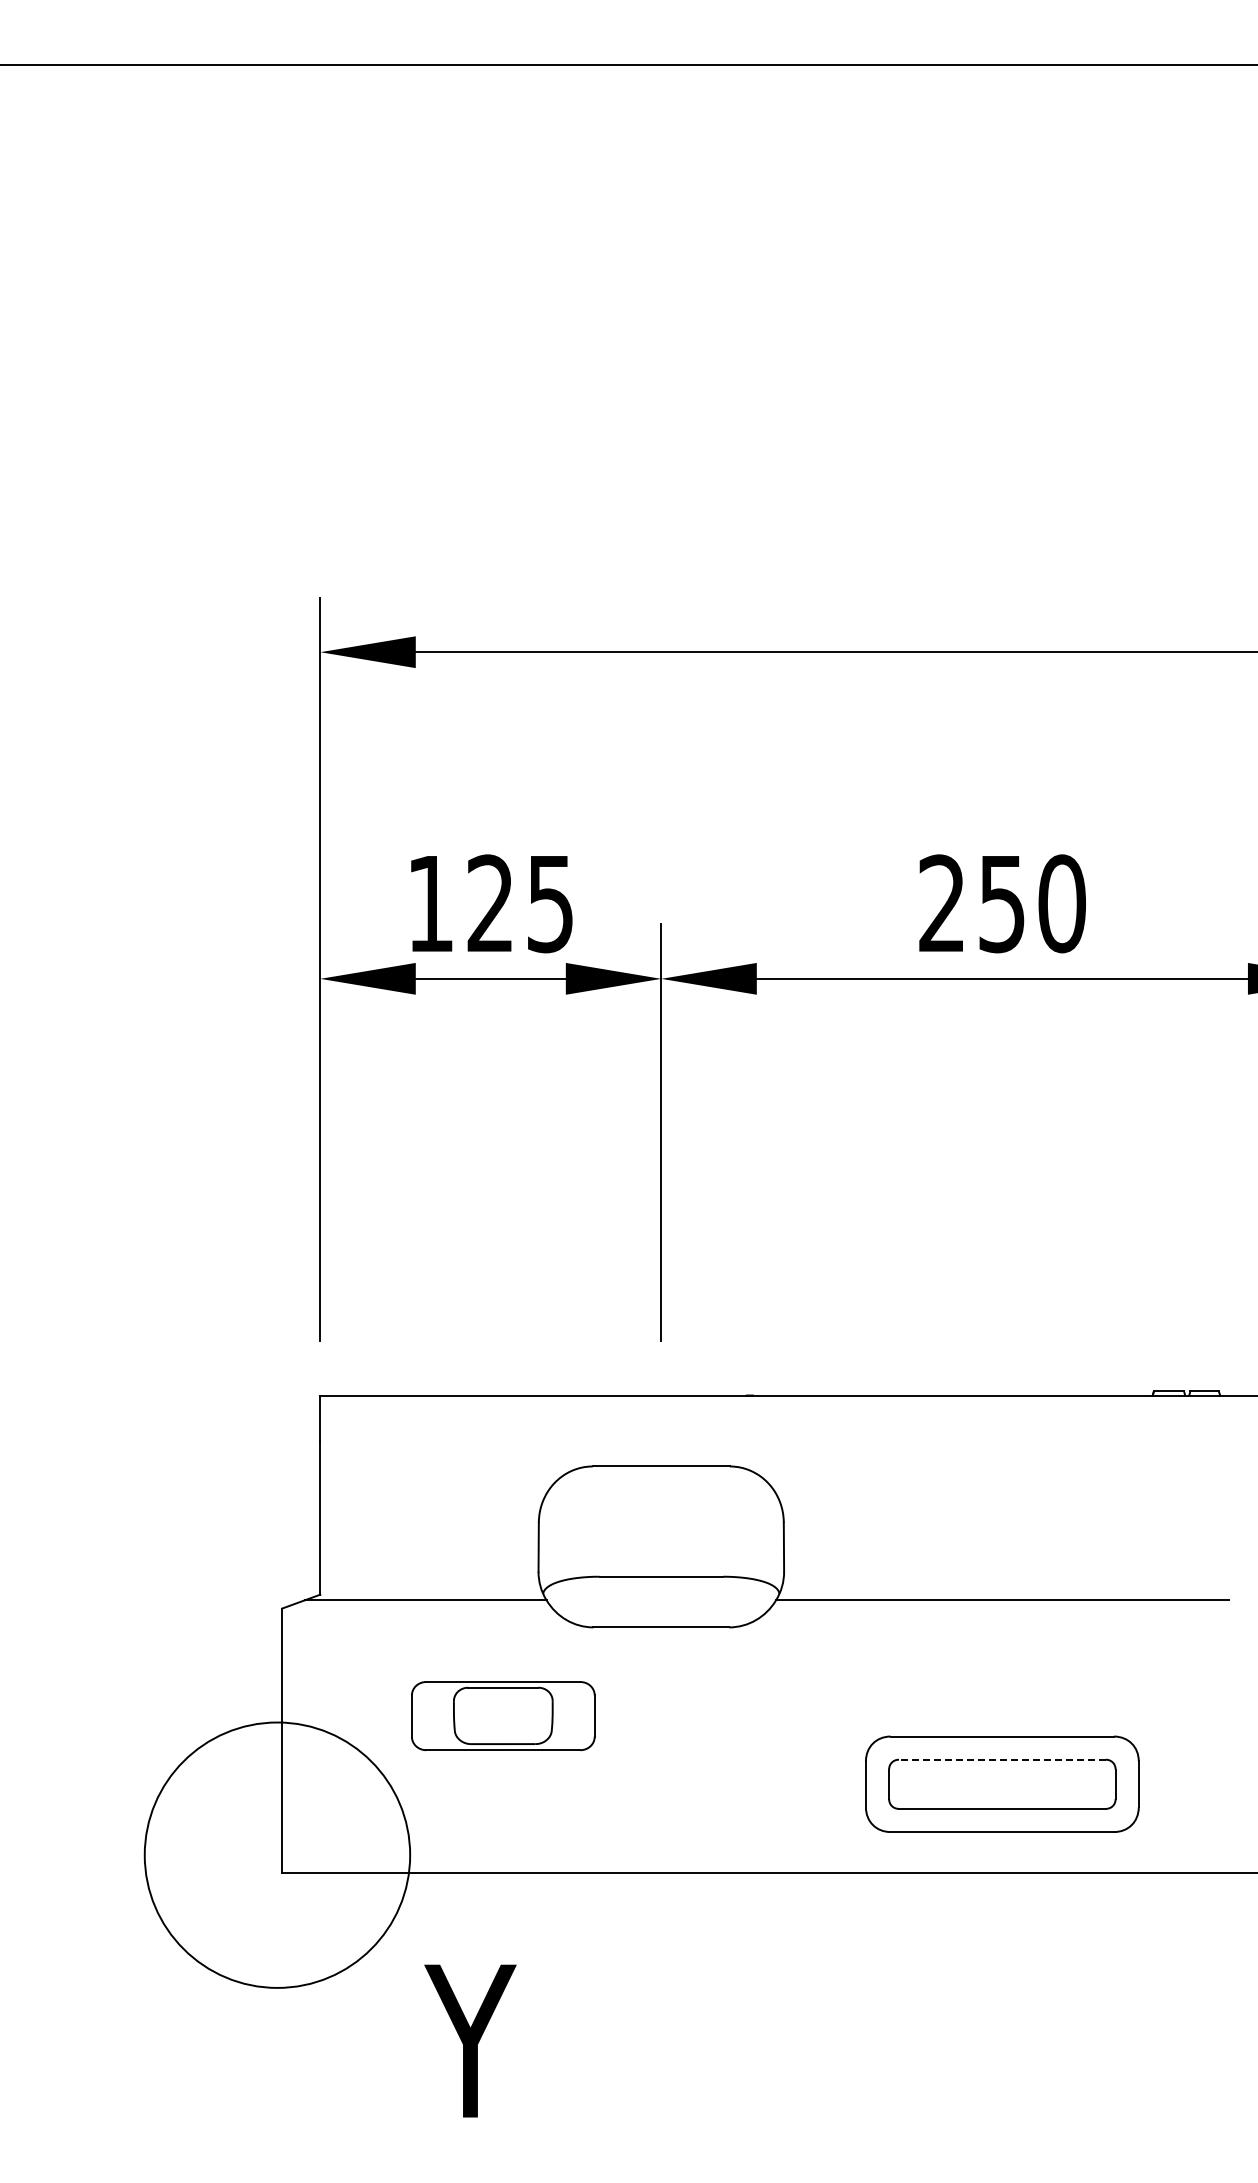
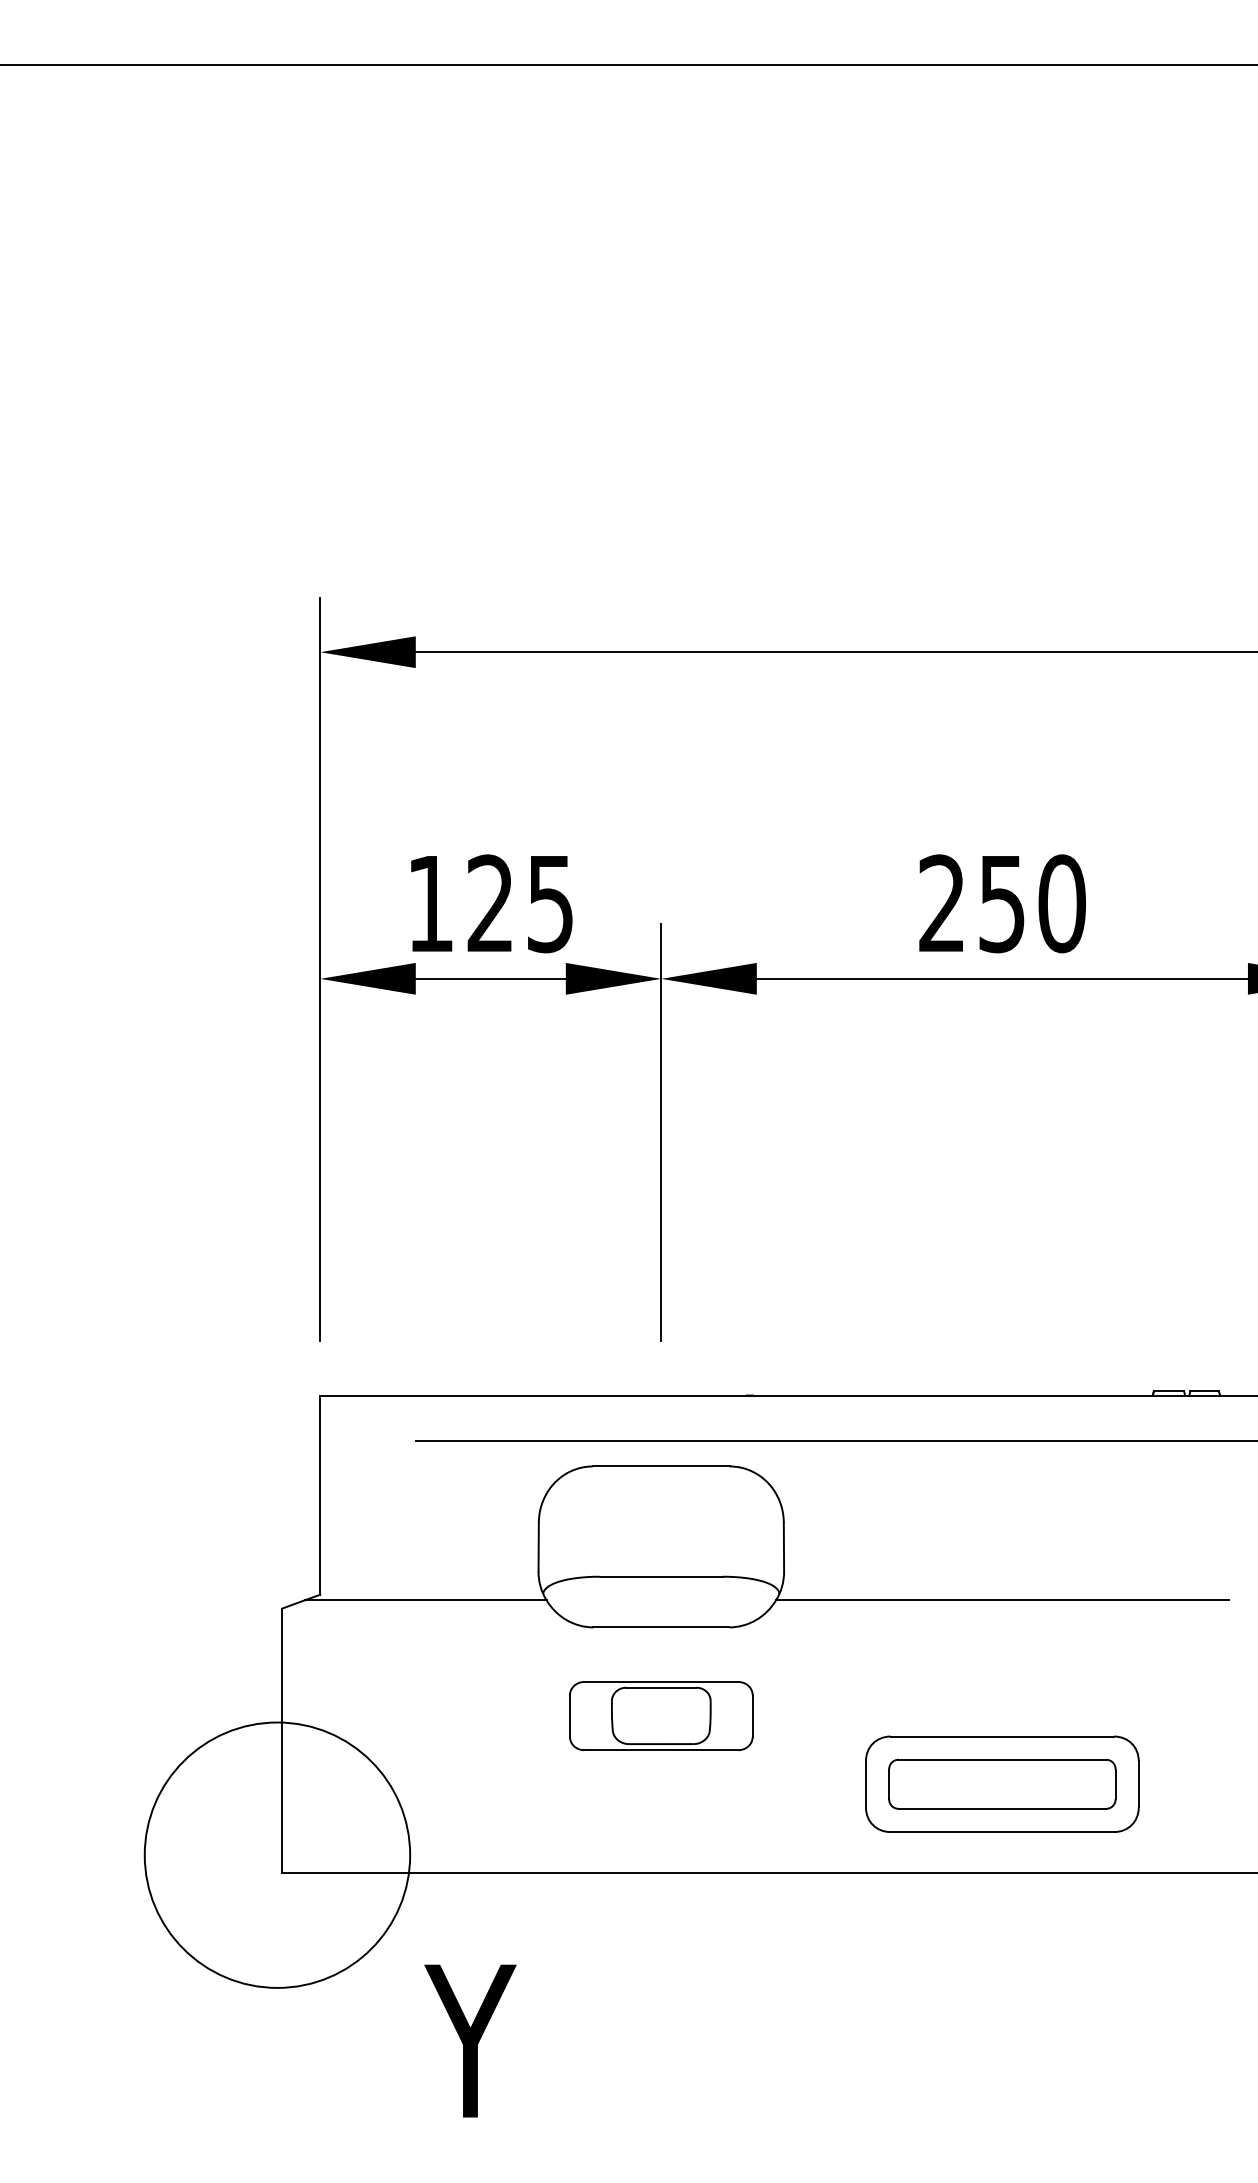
line: none -> present (834, 1440)
part position: (503, 1716) -> (661, 1716) (661, 1716)
line: dashed -> solid (1001, 1759)
